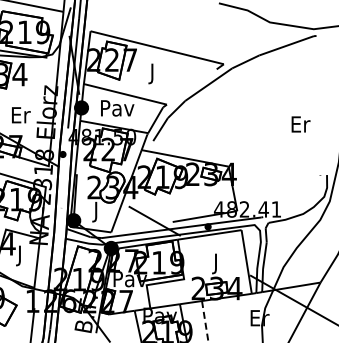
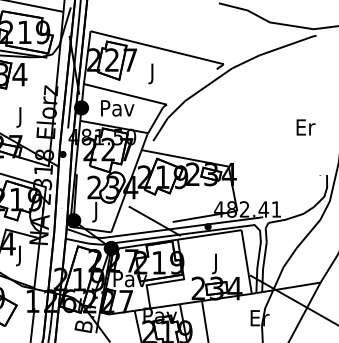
text: Er -> J (21, 117)
text position: (300, 124) -> (305, 127) (305, 127)
line: dashed -> solid (205, 321)
